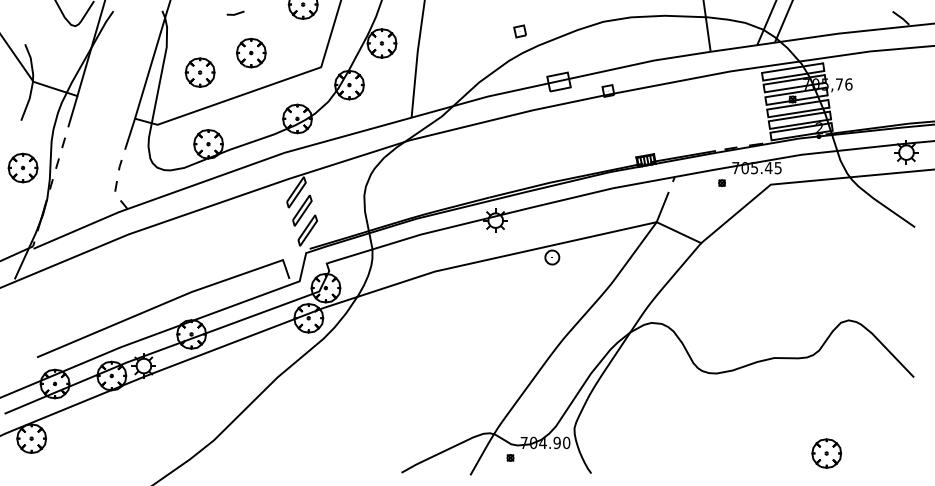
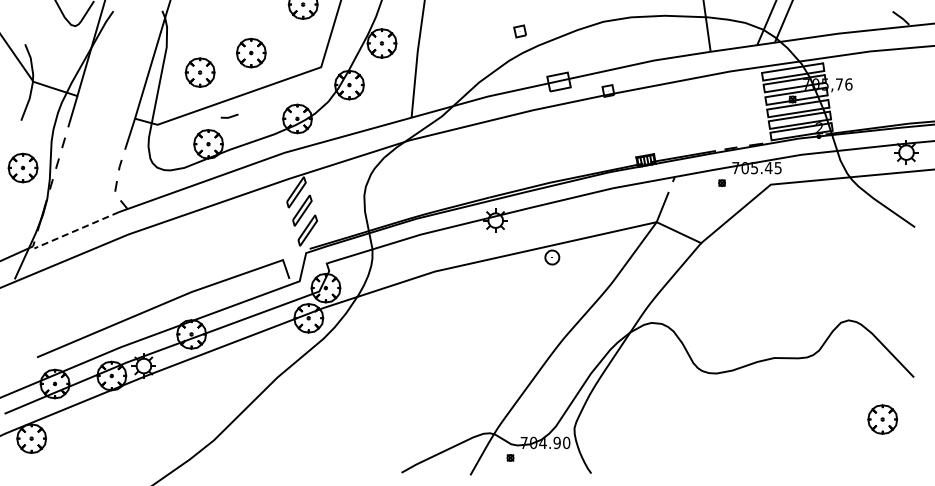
line position: (235, 13) -> (229, 116) (229, 116)
line: solid -> dashed (76, 230)
part position: (826, 453) -> (882, 419) (882, 419)
